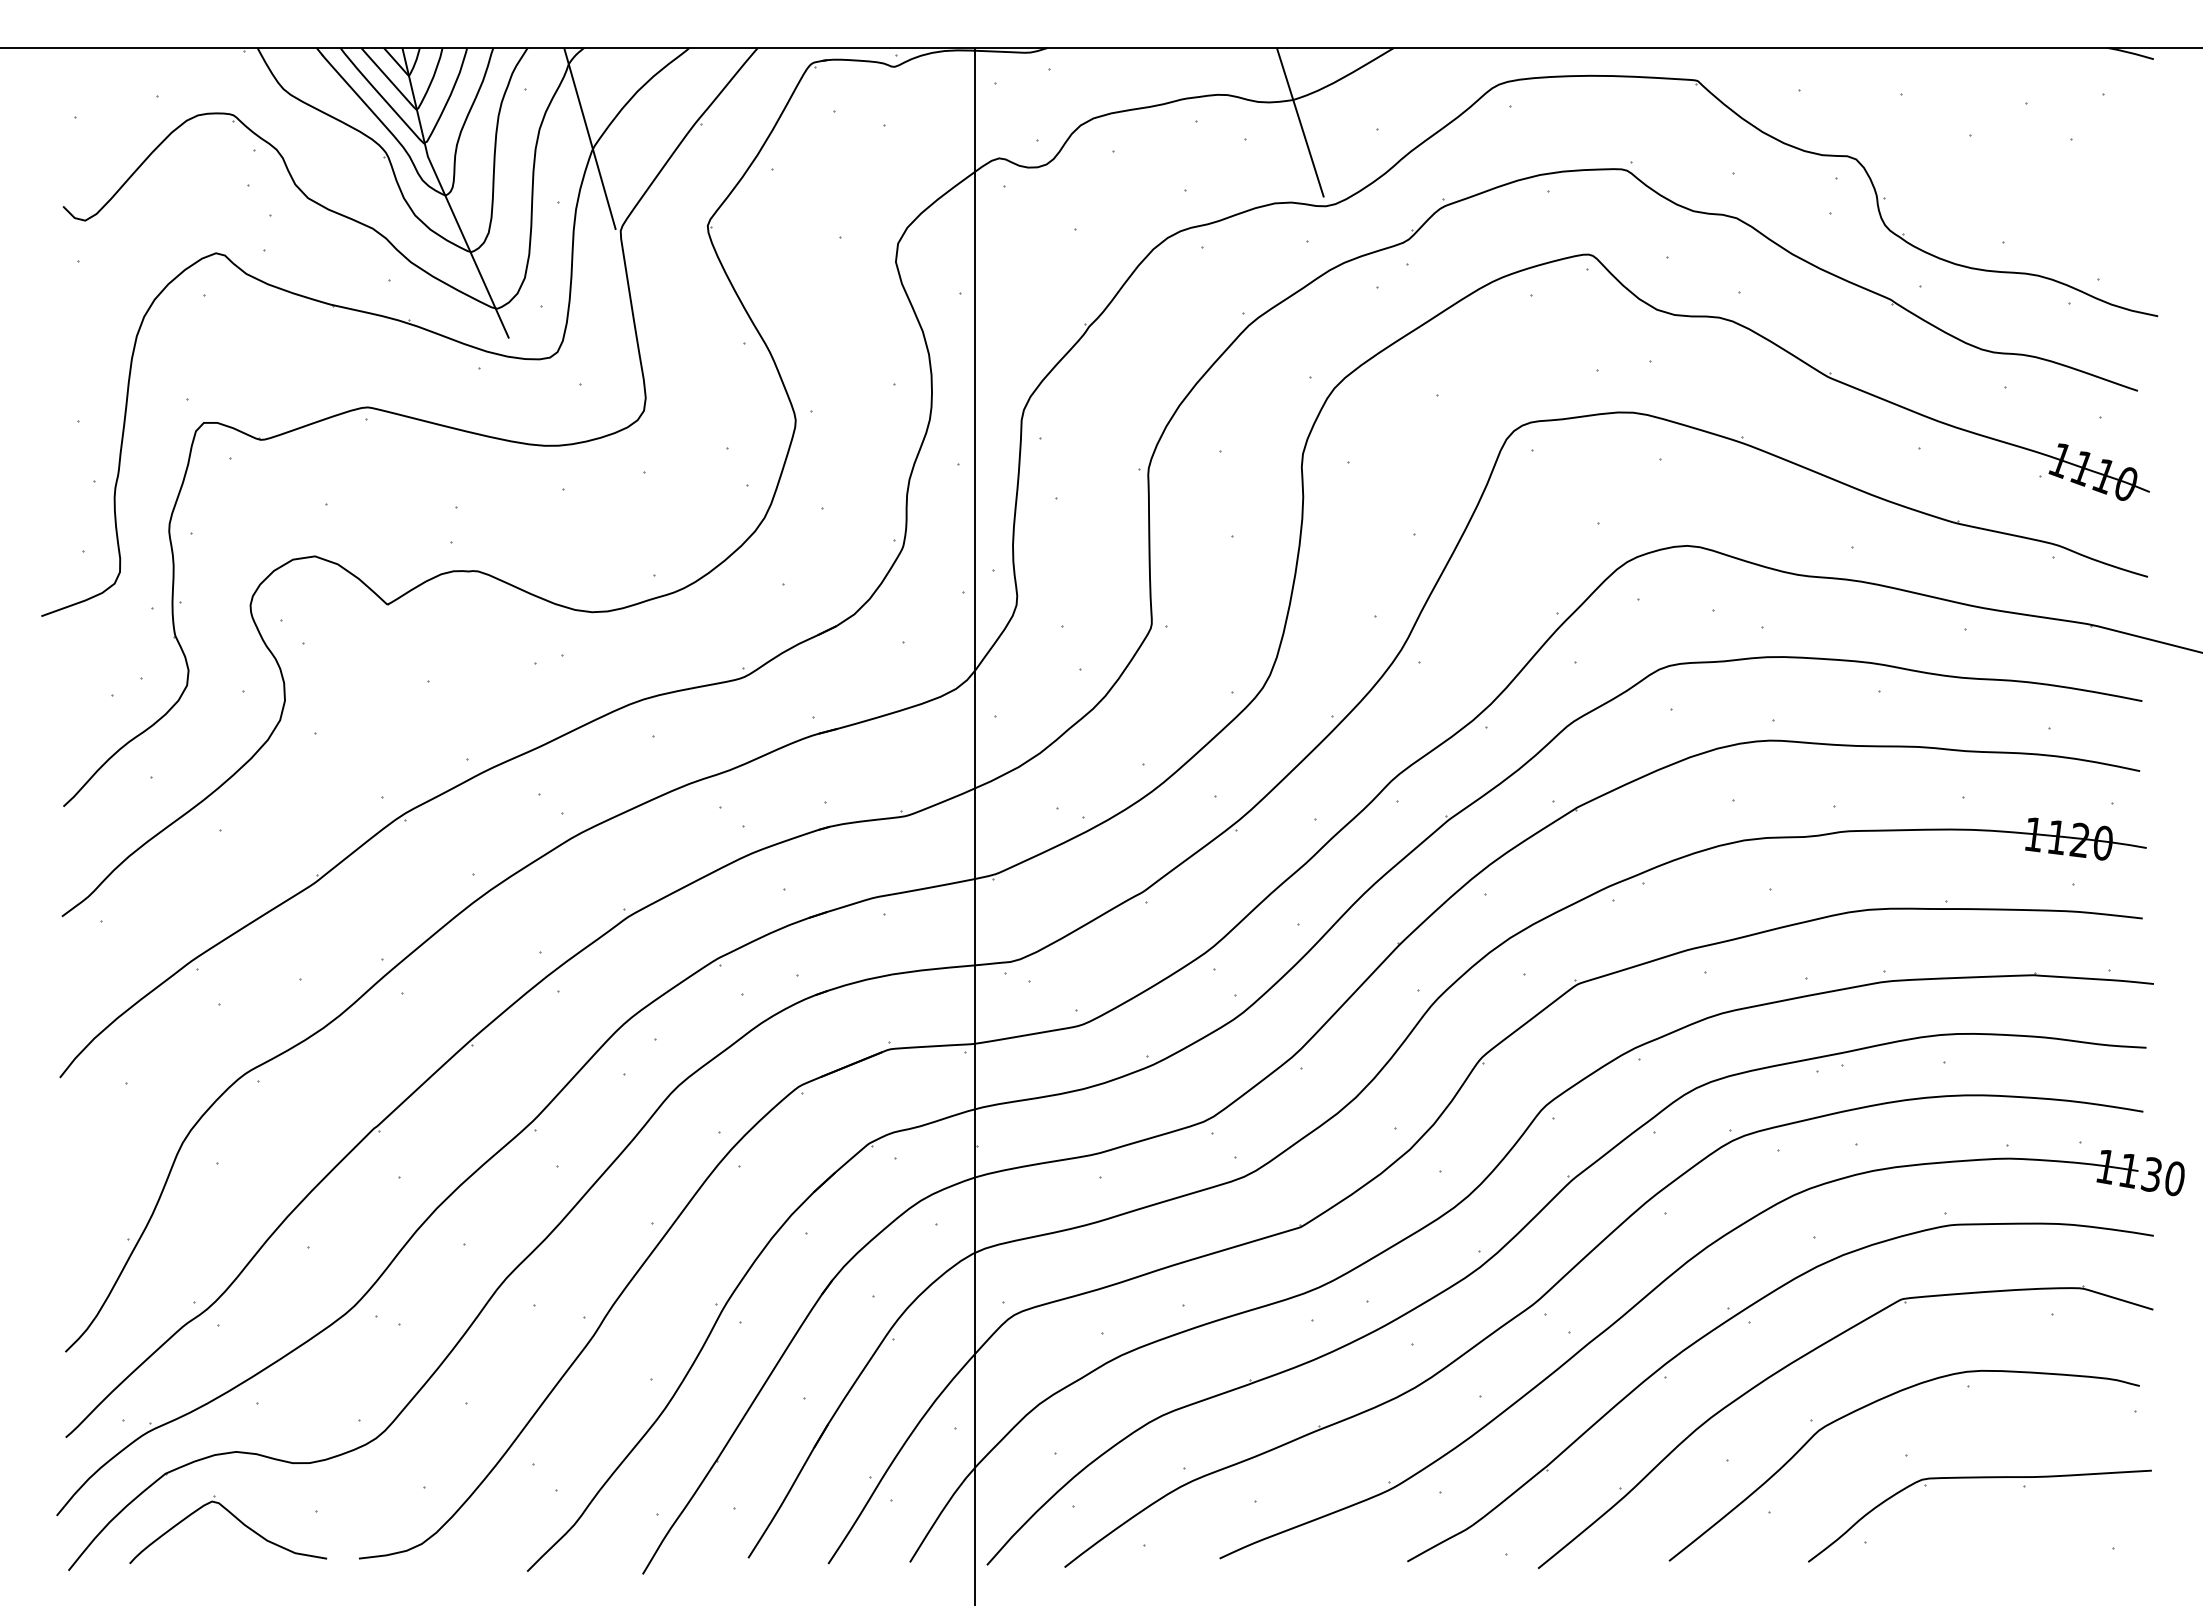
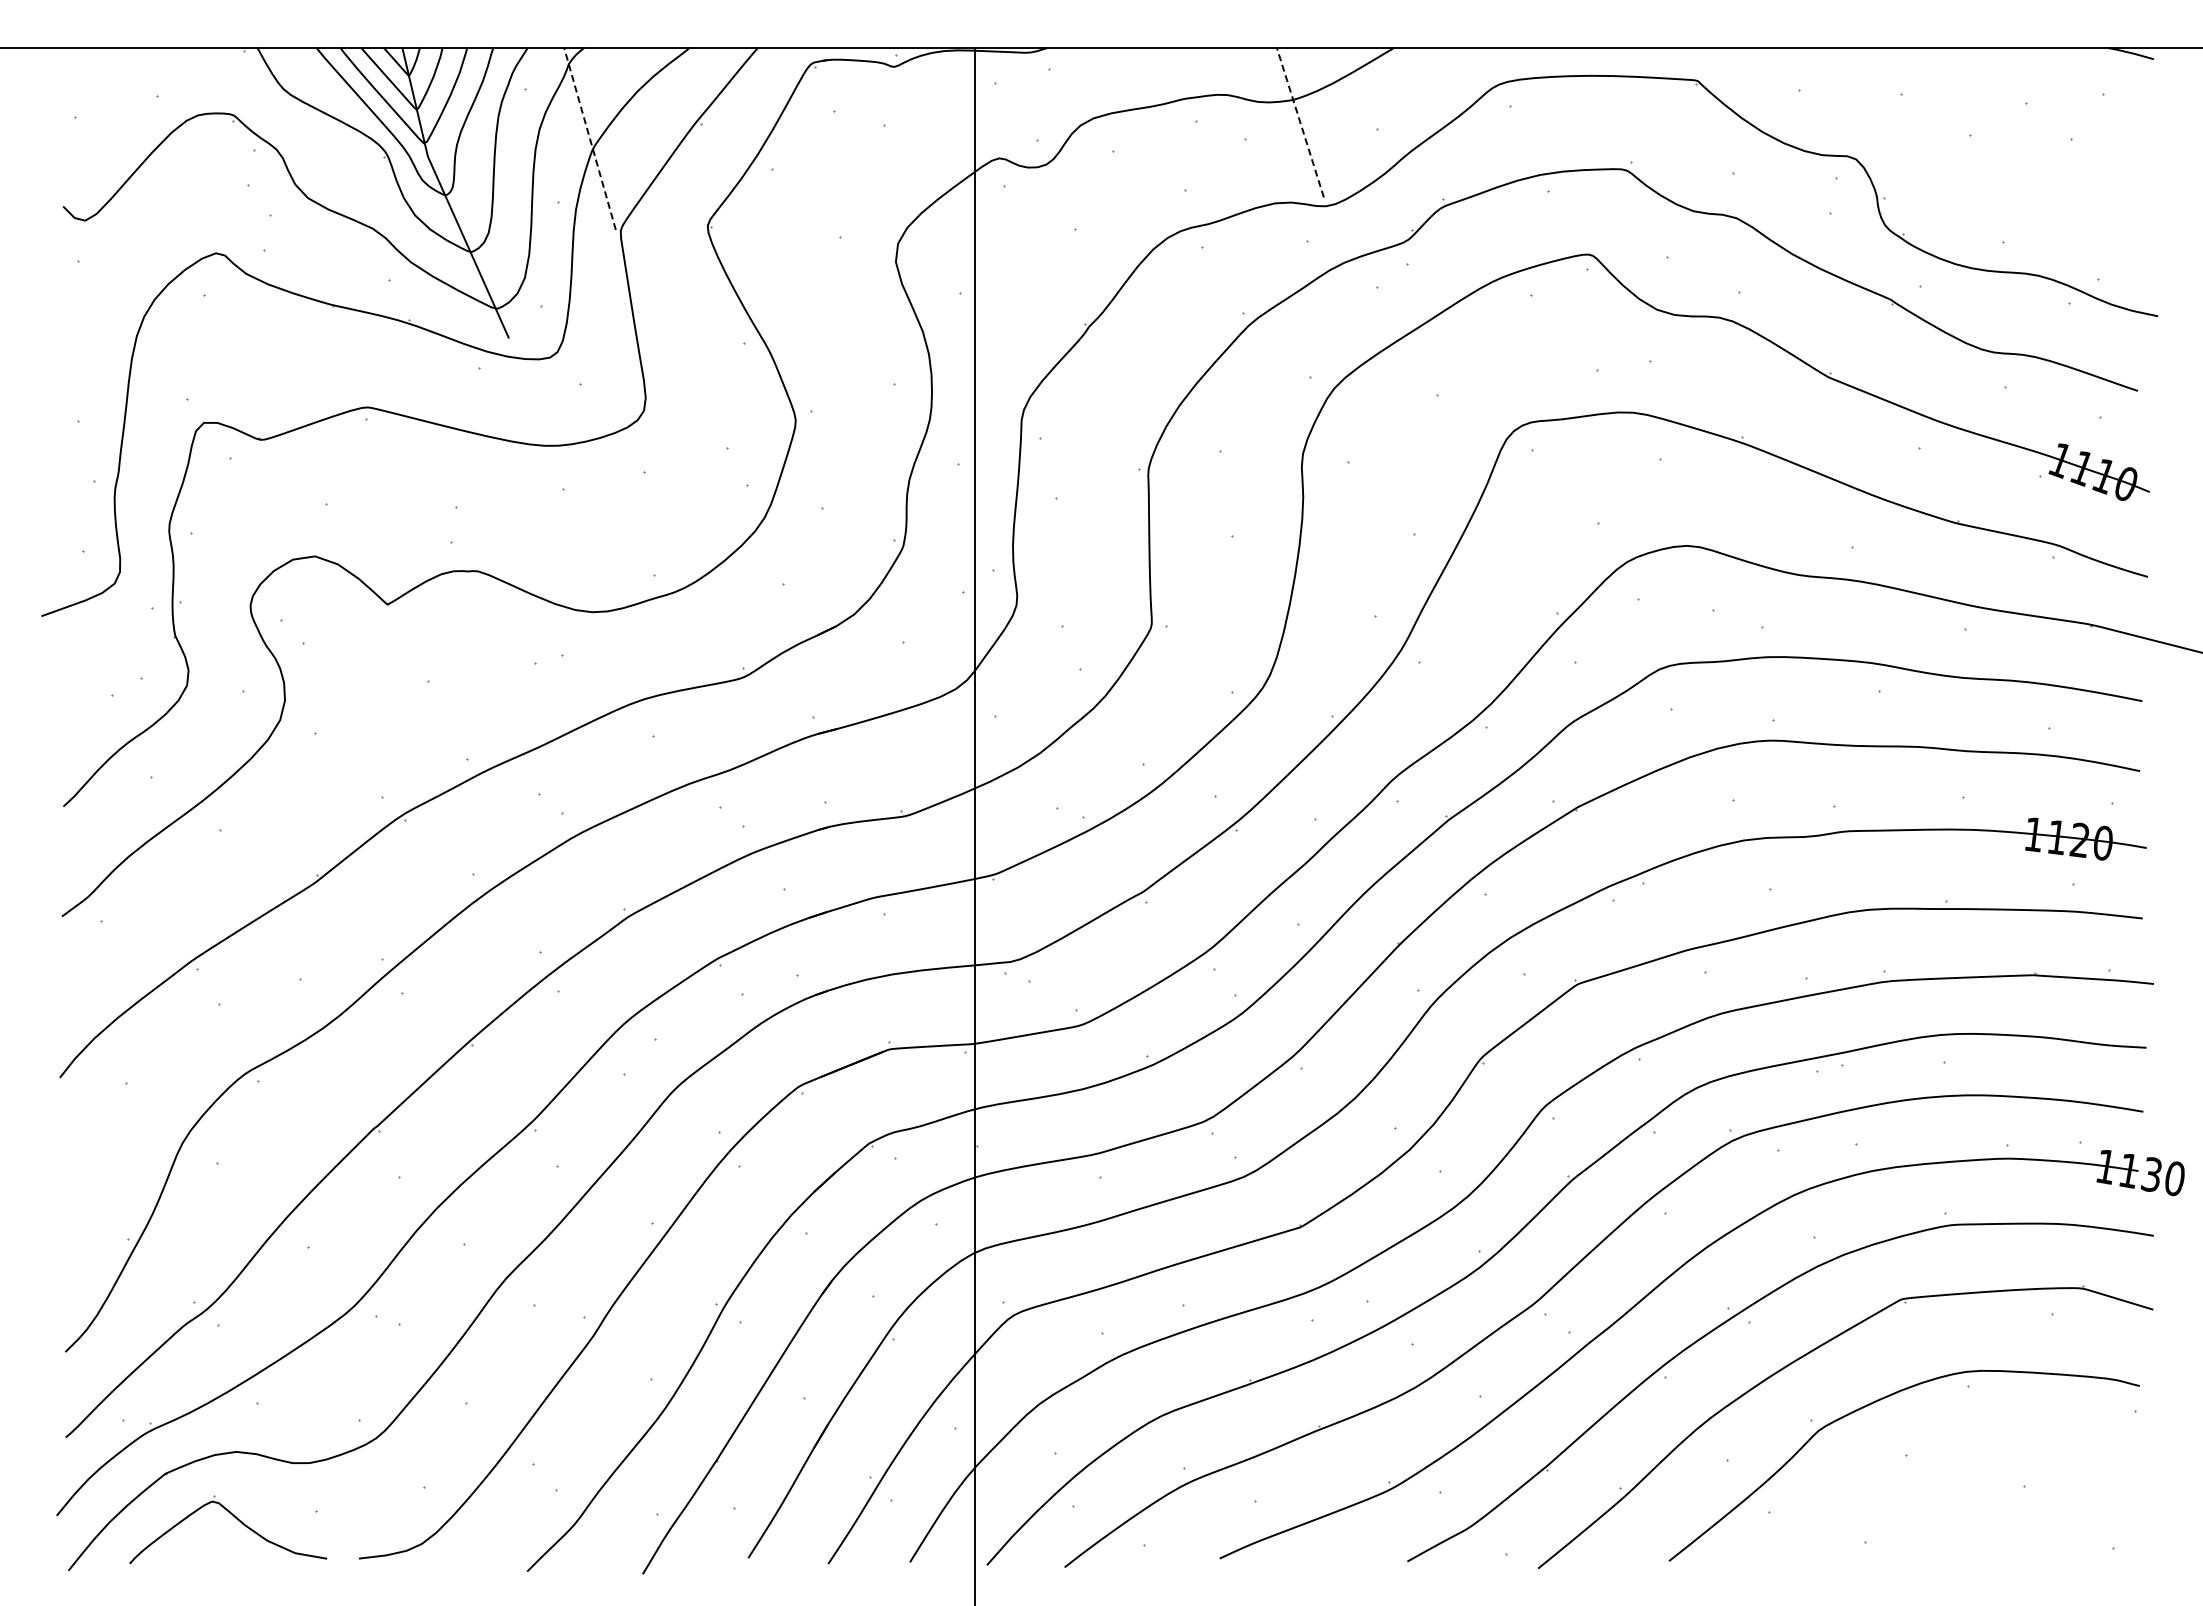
line: solid -> dashed (1300, 122)
line: solid -> dashed (590, 139)
part: present -> none (1979, 1478)
